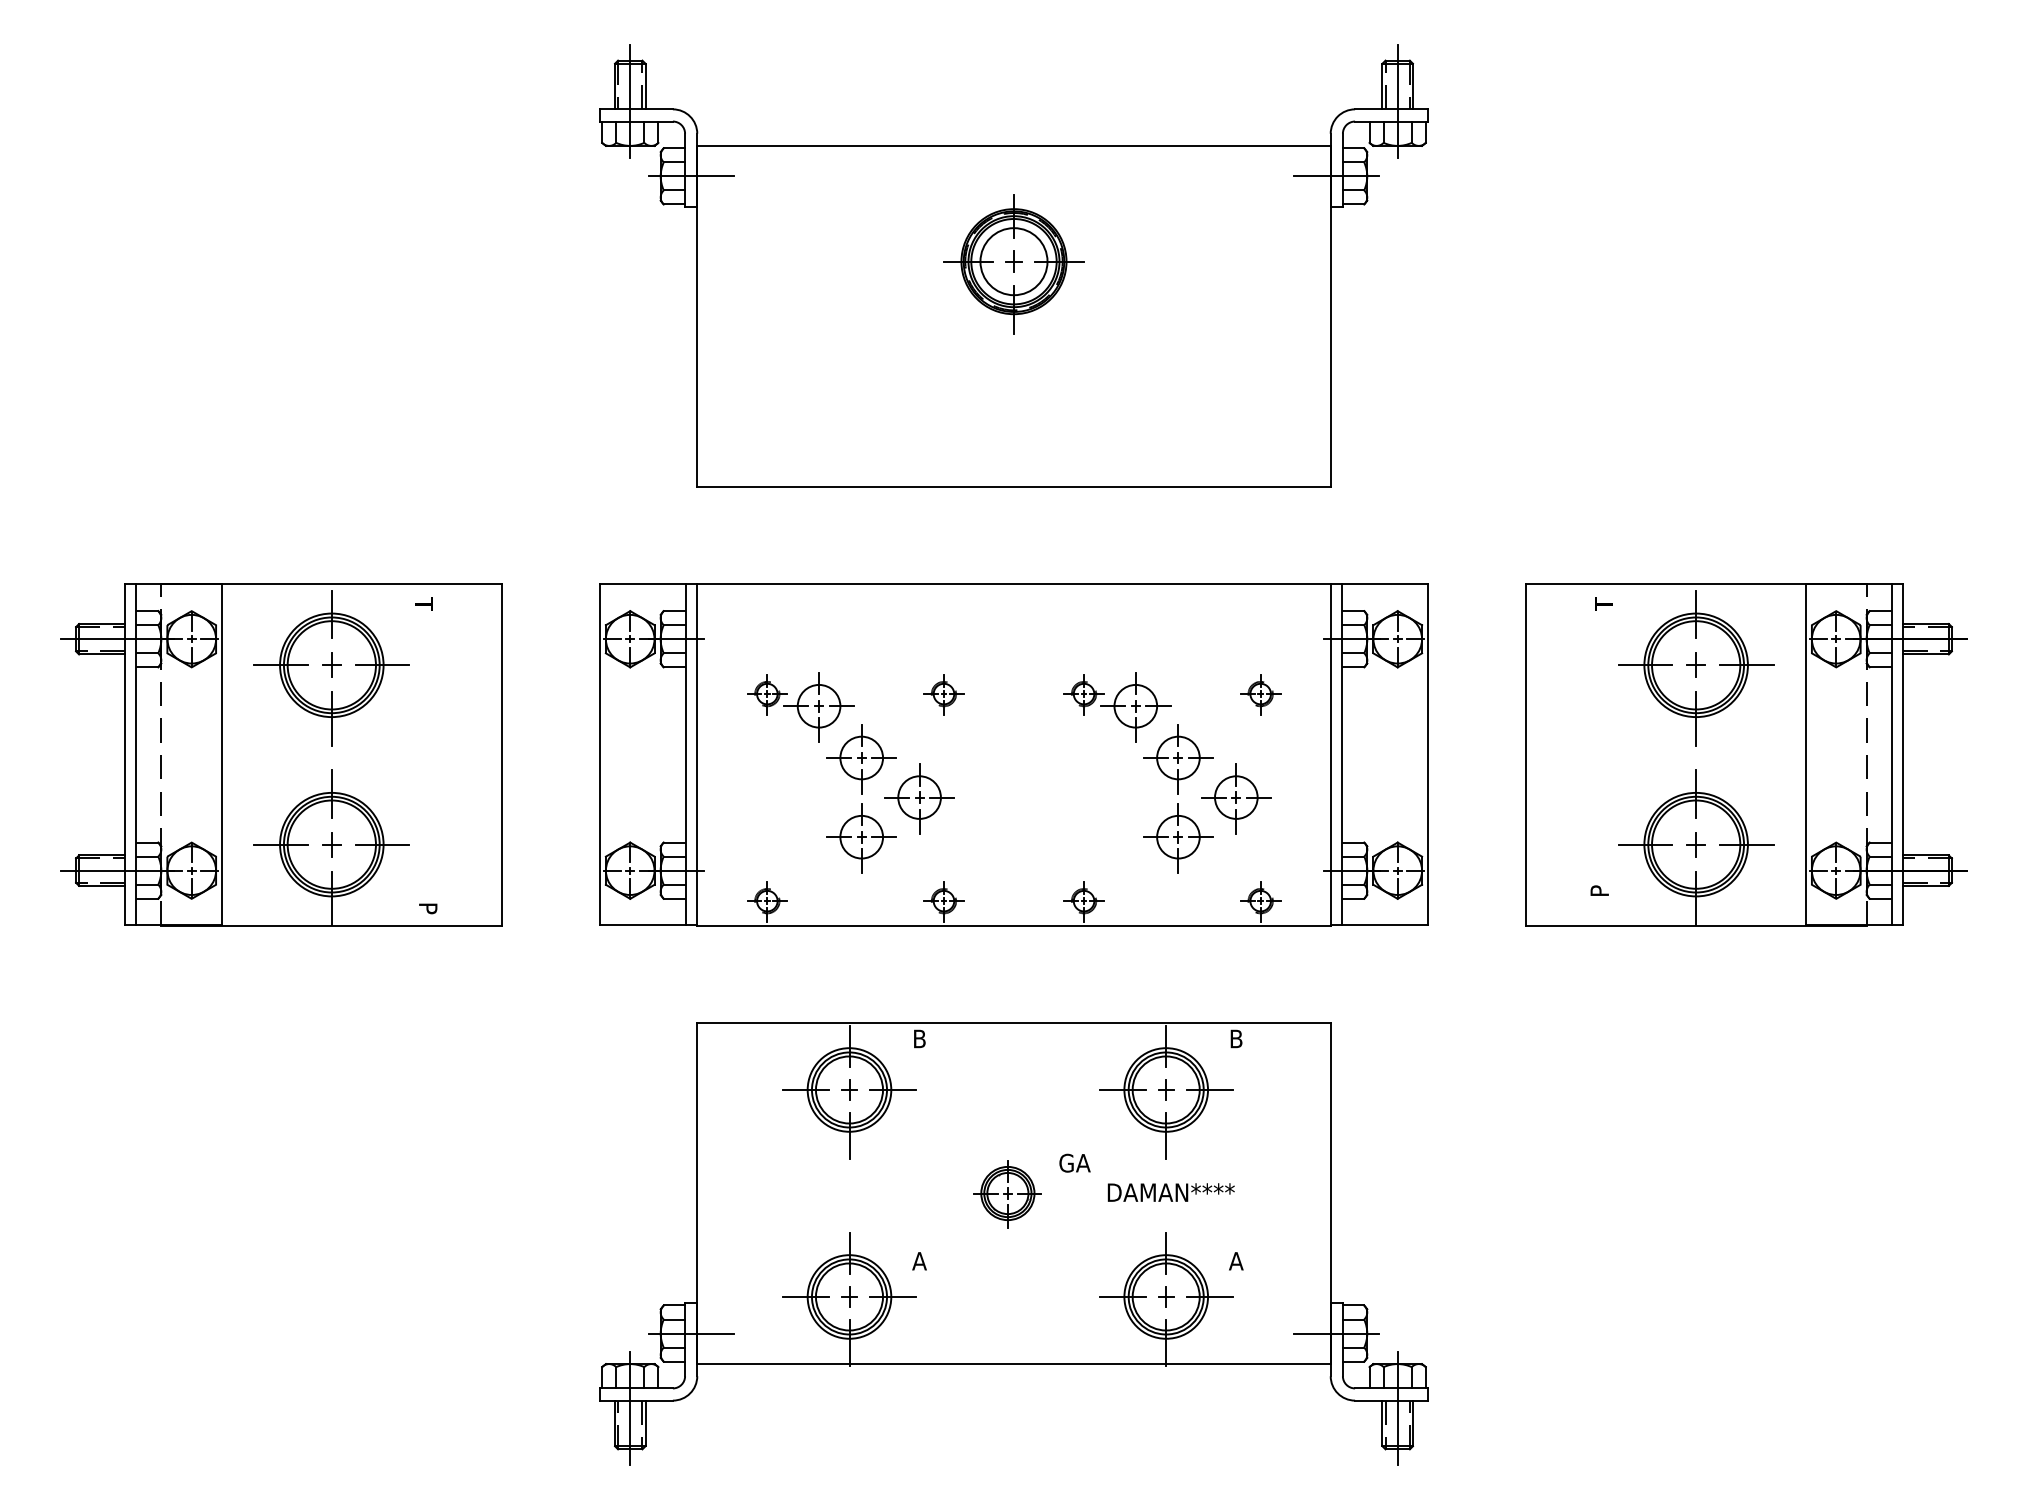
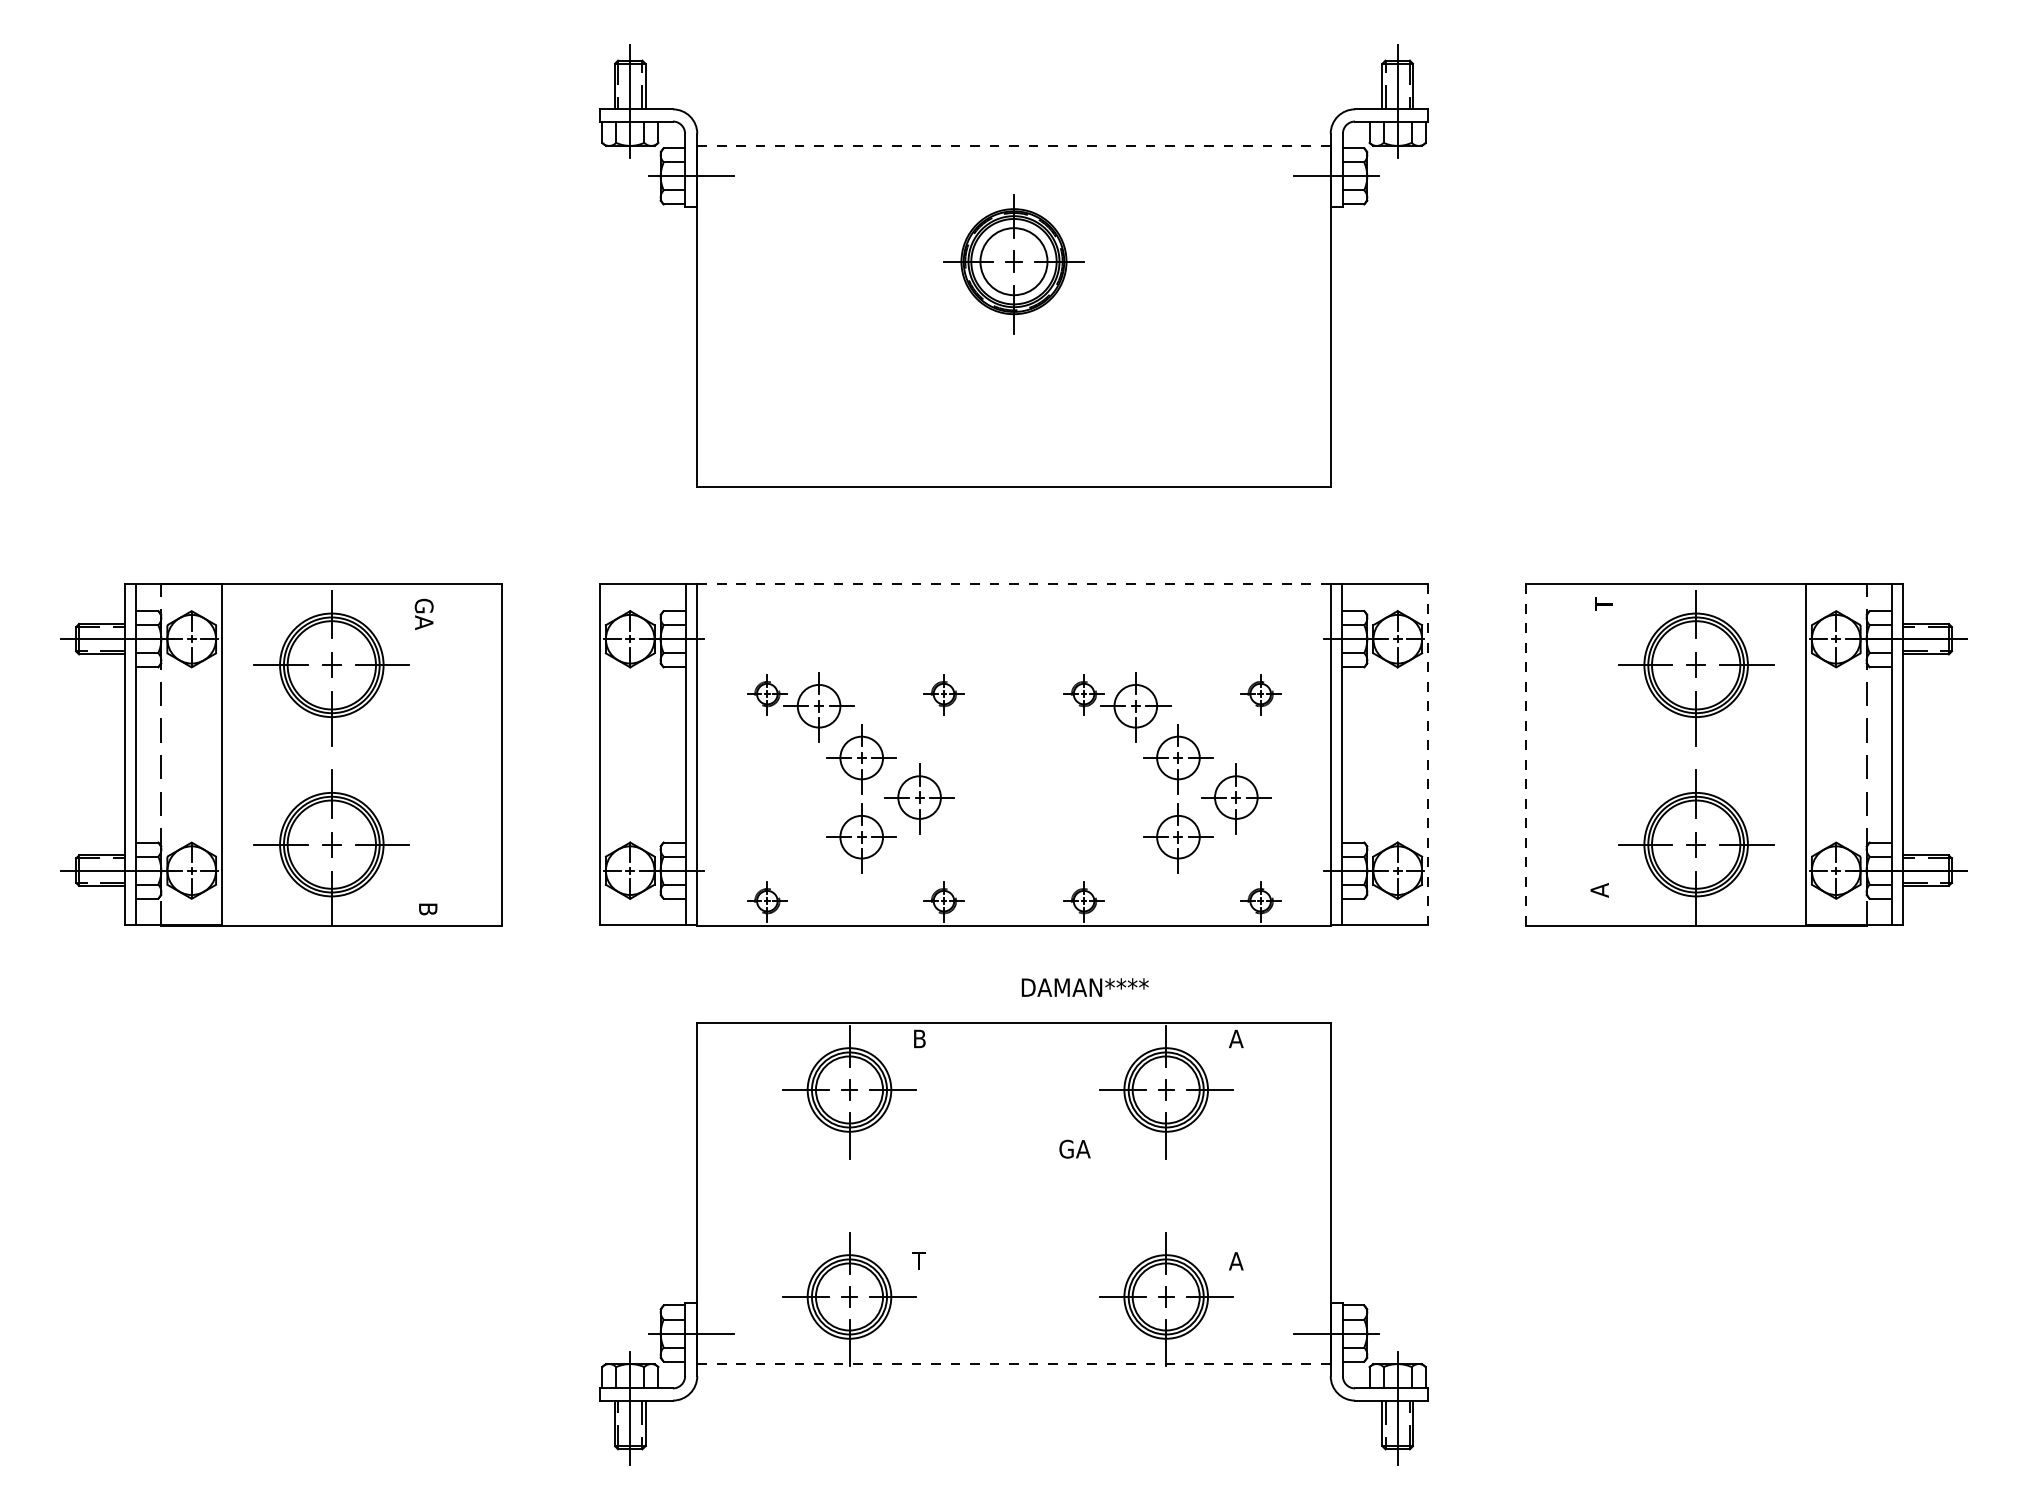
line: solid -> dashed (1014, 145)
line: solid -> dashed (1014, 584)
text: T -> GA (423, 613)
line: solid -> dashed (1428, 754)
line: solid -> dashed (1525, 755)
text: P -> A (1599, 890)
text: P -> B (428, 910)
text: B -> A (1236, 1038)
text position: (1074, 1162) -> (1074, 1148) (1074, 1148)
text position: (1170, 1192) -> (1084, 987) (1084, 987)
part: present -> none (1007, 1194)
text: A -> T (919, 1261)
line: solid -> dashed (1014, 1364)
